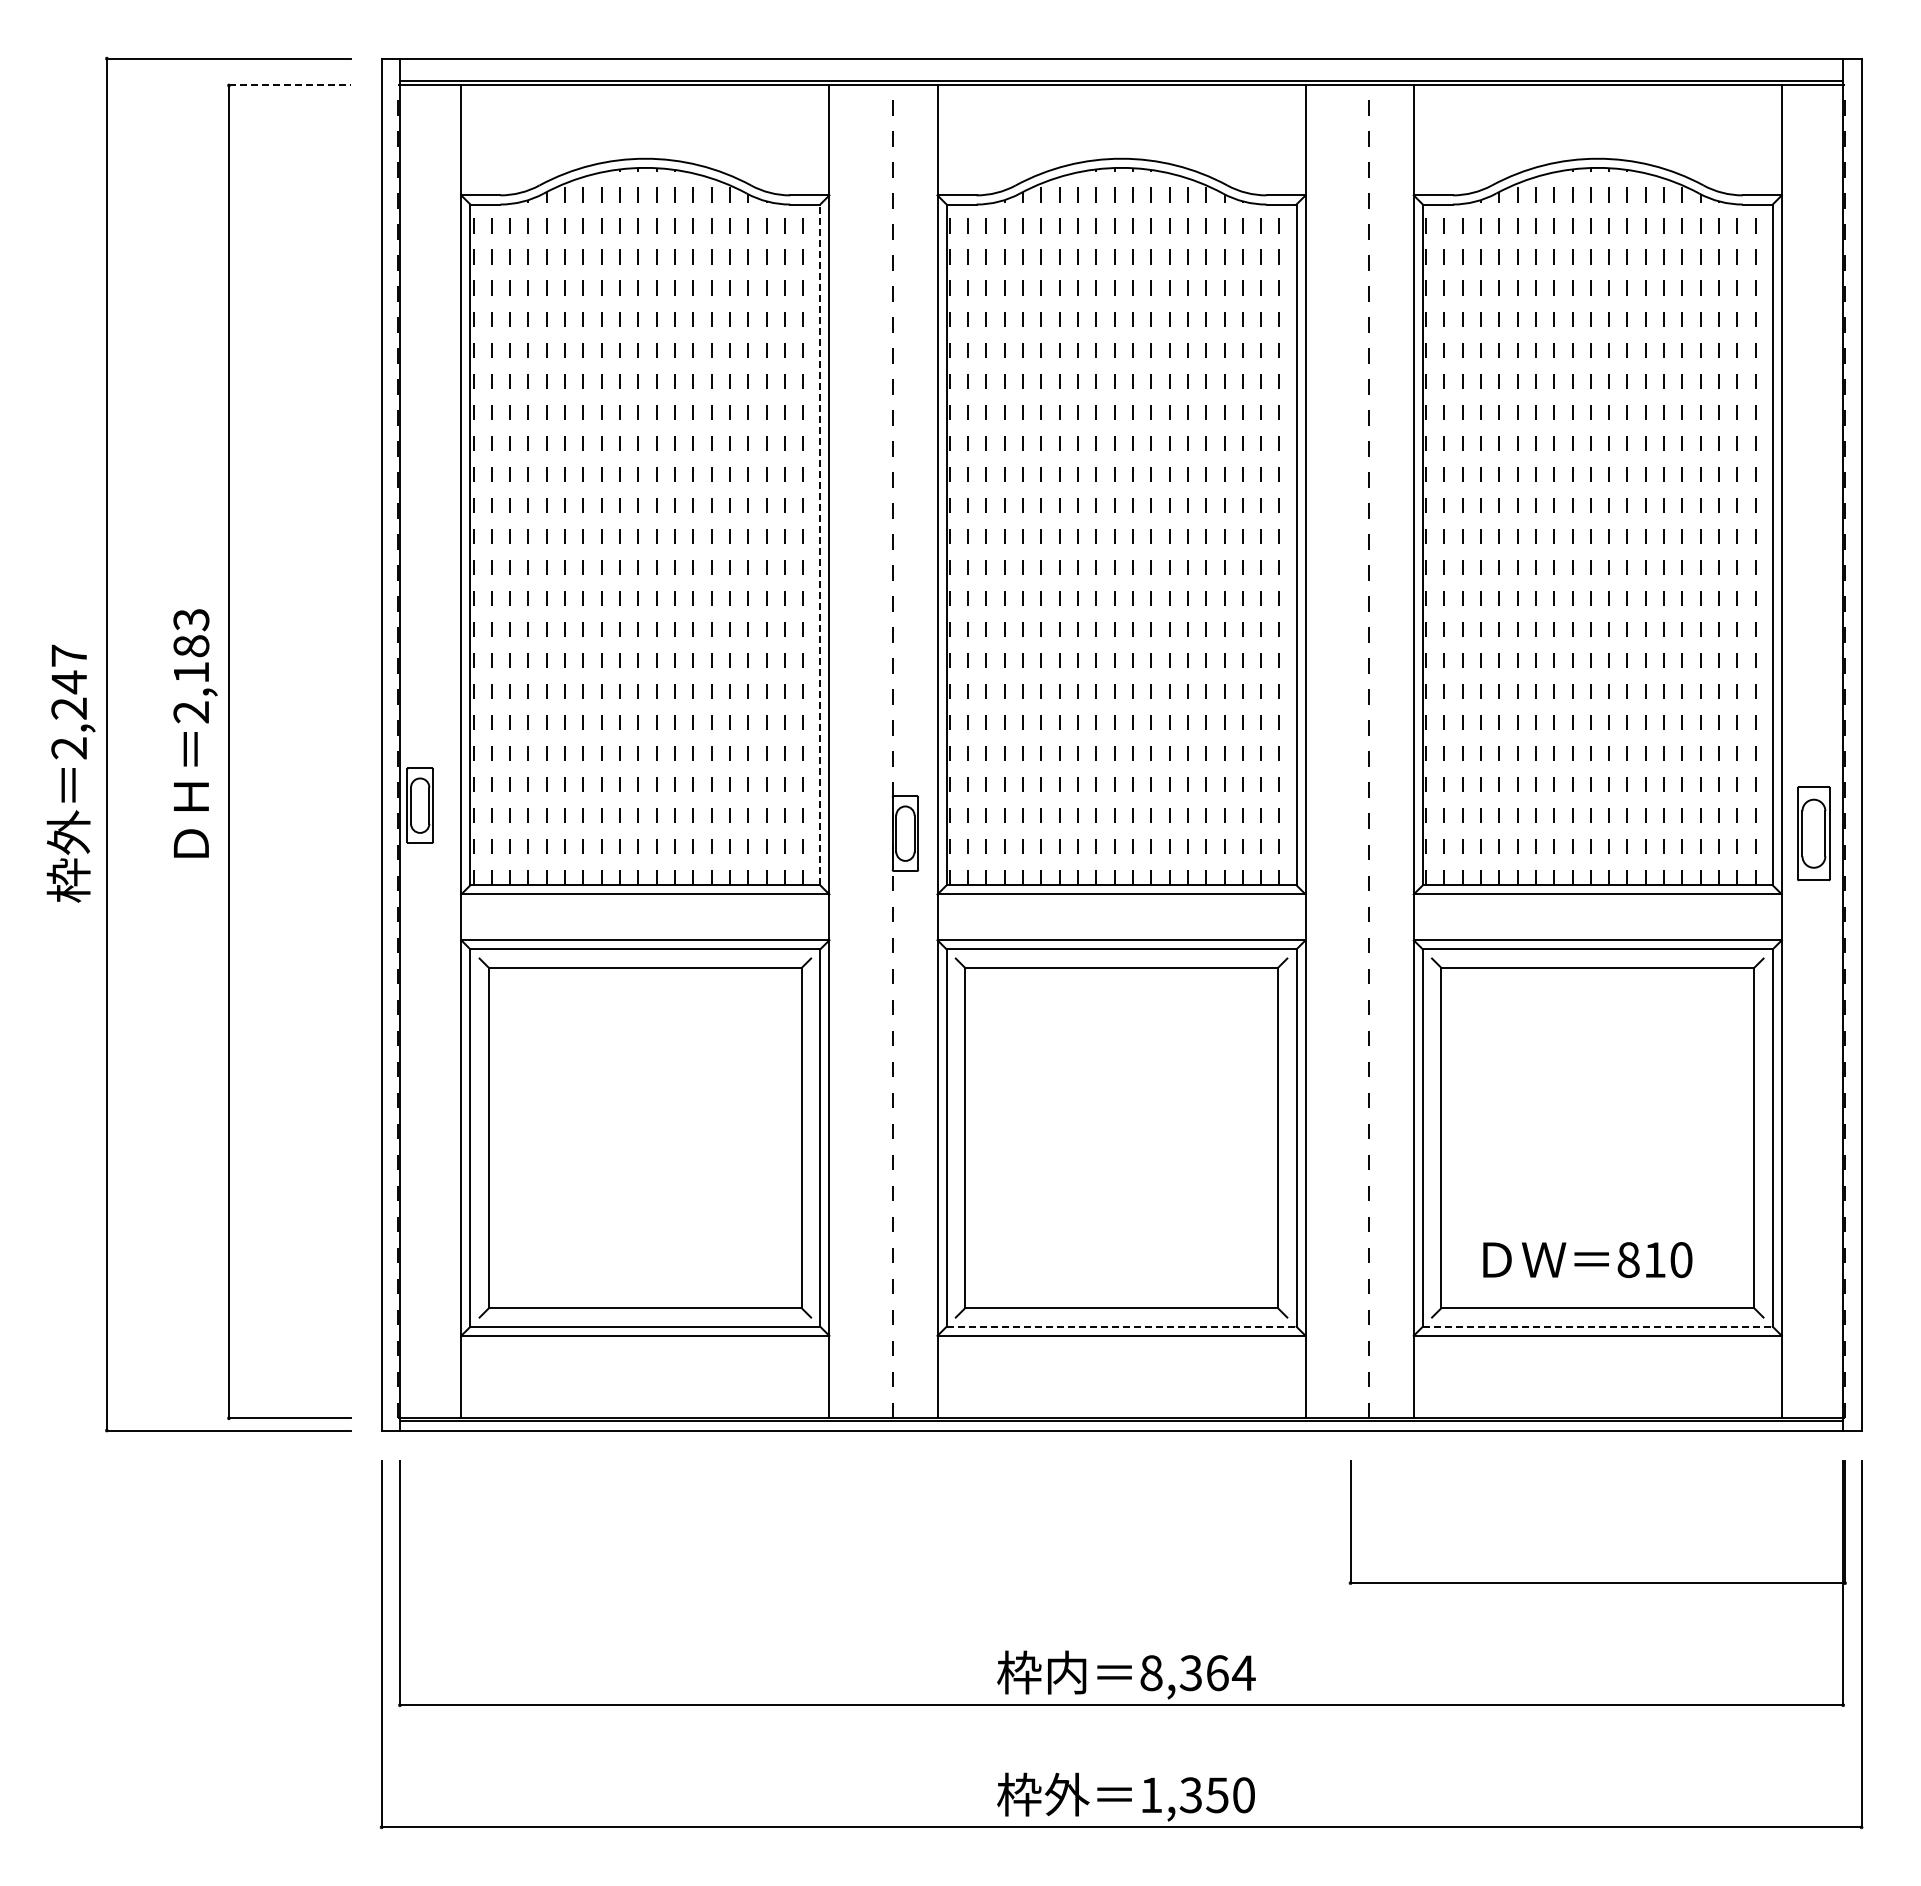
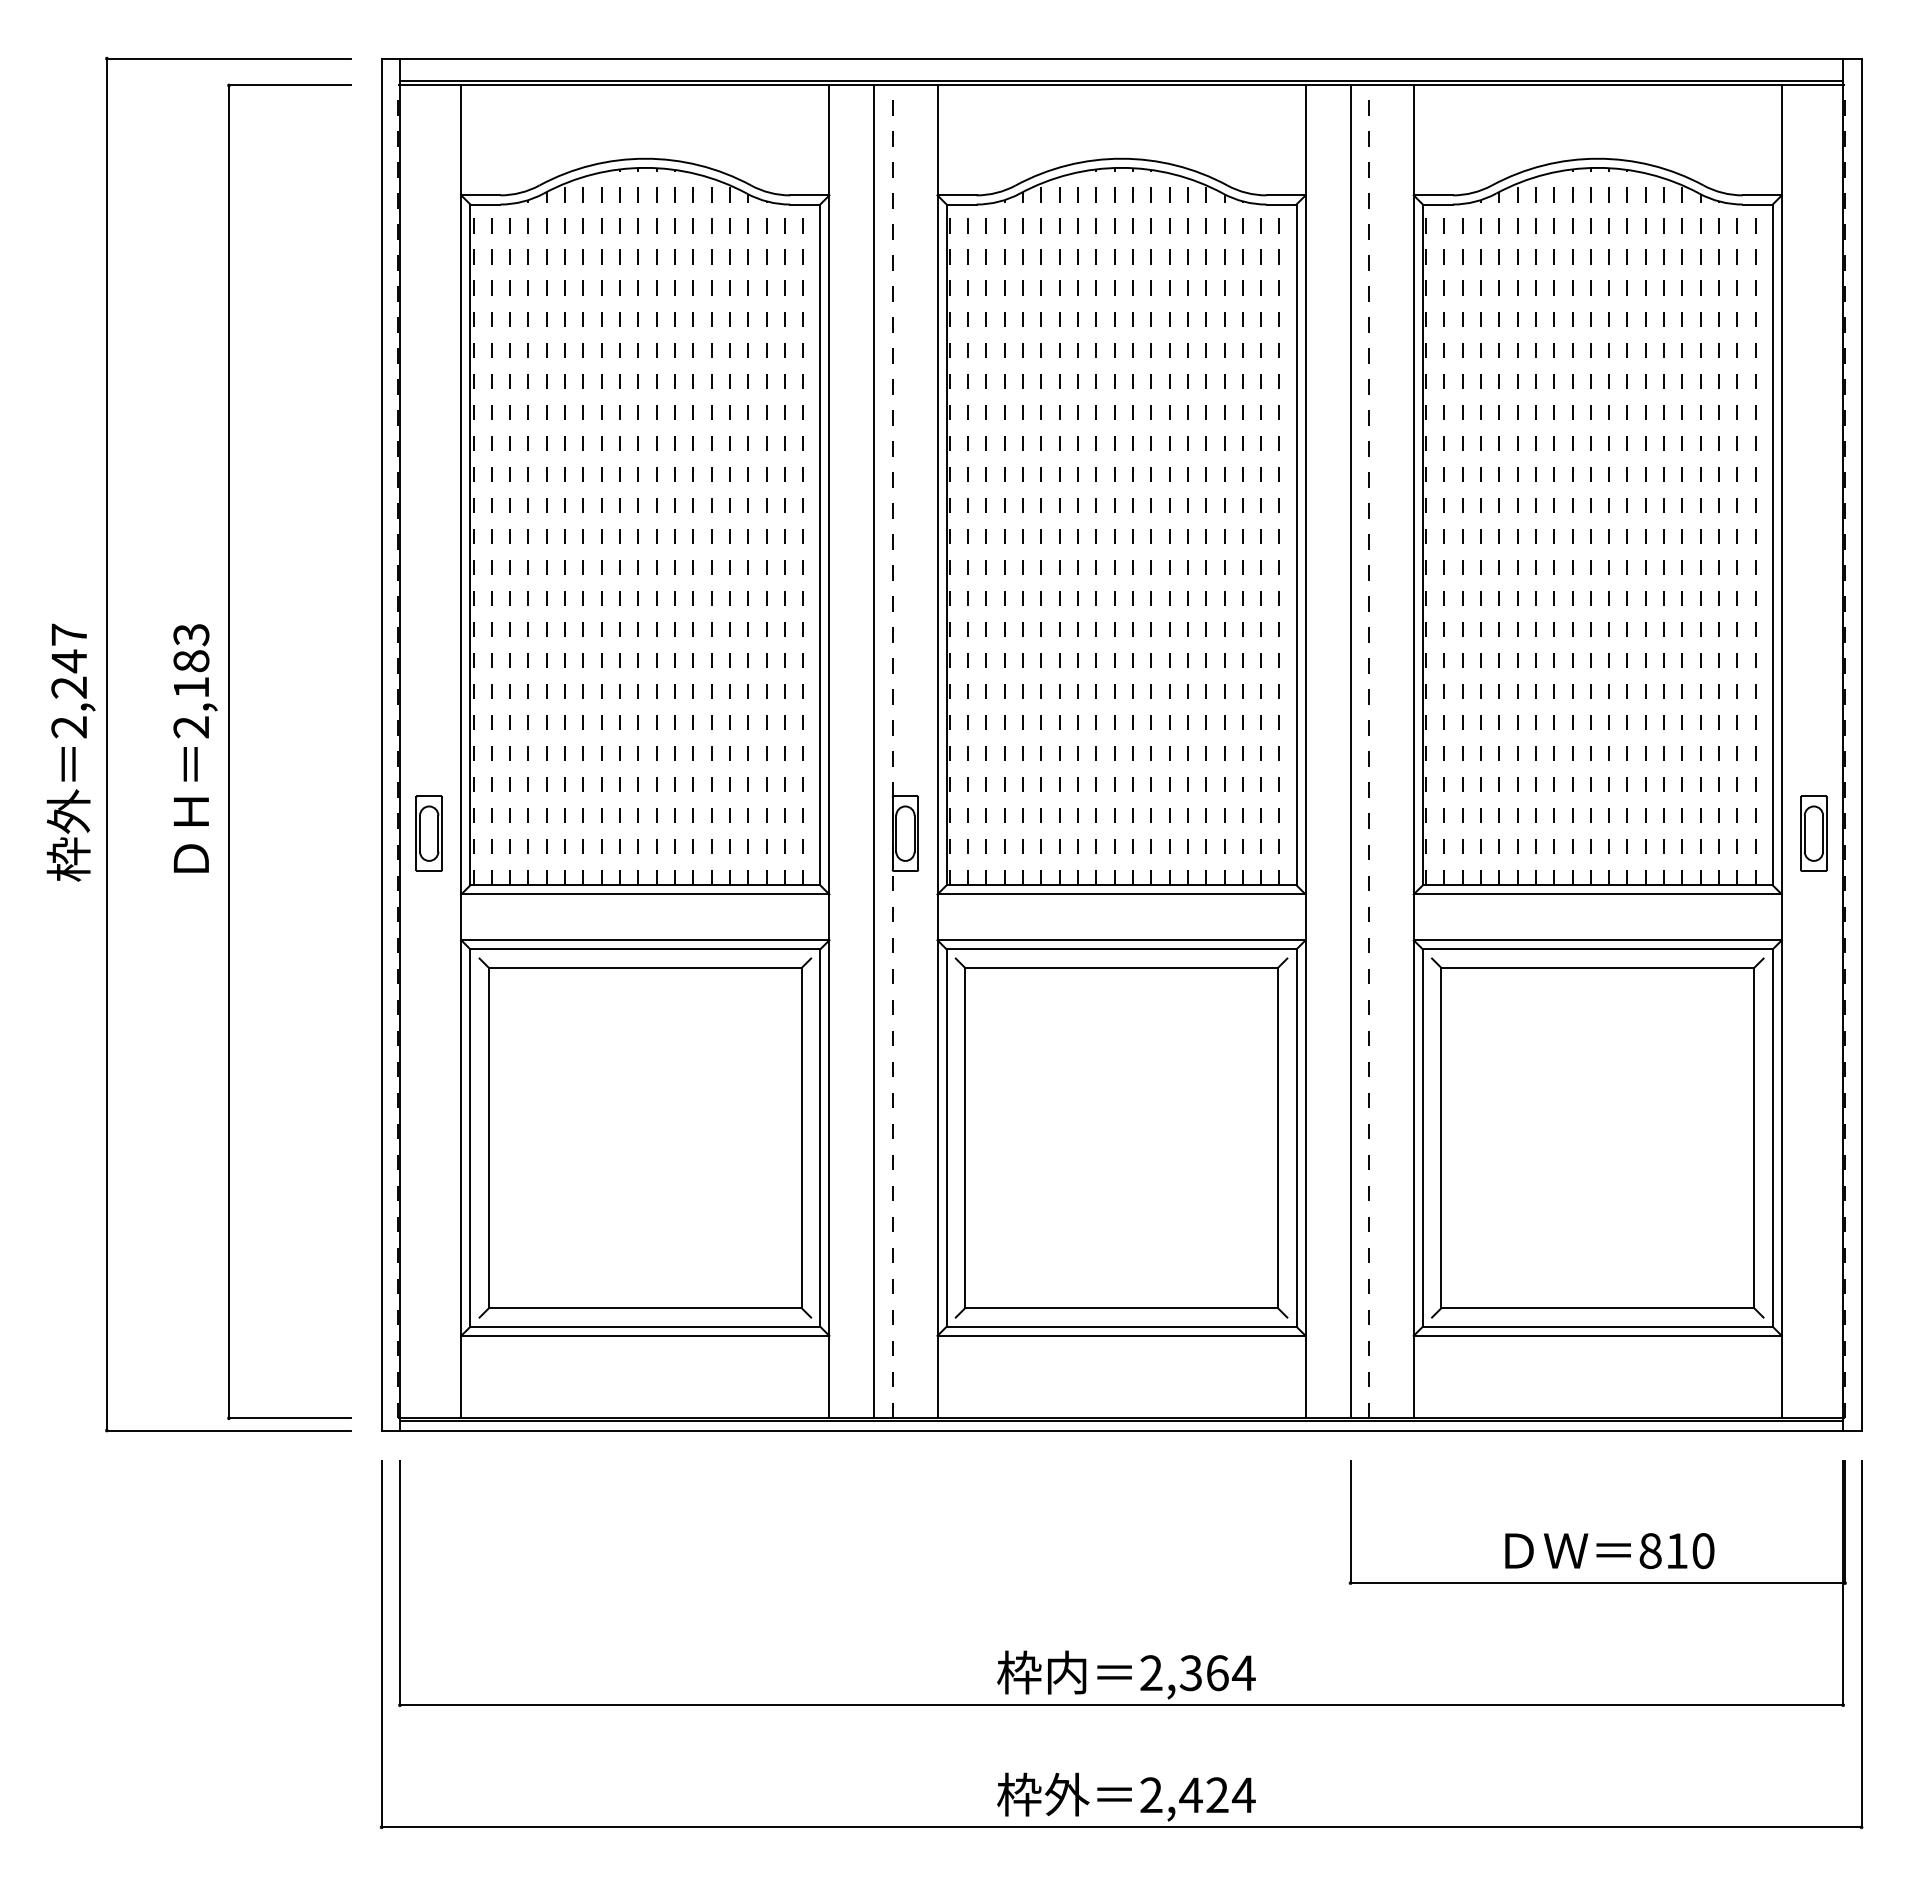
line: dashed -> solid (290, 85)
line: dashed -> solid (820, 544)
text position: (195, 733) -> (195, 748) (195, 748)
line: none -> present (874, 751)
line: none -> present (1350, 751)
text position: (70, 773) -> (70, 752) (70, 752)
part position: (419, 805) -> (428, 833) (428, 833)
part size: 34x96 px -> 28x77 px (1813, 833)
text position: (1587, 1260) -> (1609, 1551) (1609, 1551)
line: dashed -> solid (1121, 1326)
line: dashed -> solid (1597, 1326)
text: 8,364 -> 2,364 (1151, 1673)
text: 1,350 -> 2,424 (1197, 1795)
